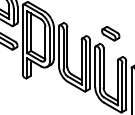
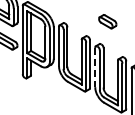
part position: (110, 33) -> (107, 21) (107, 21)
line: solid -> dashed (95, 67)
